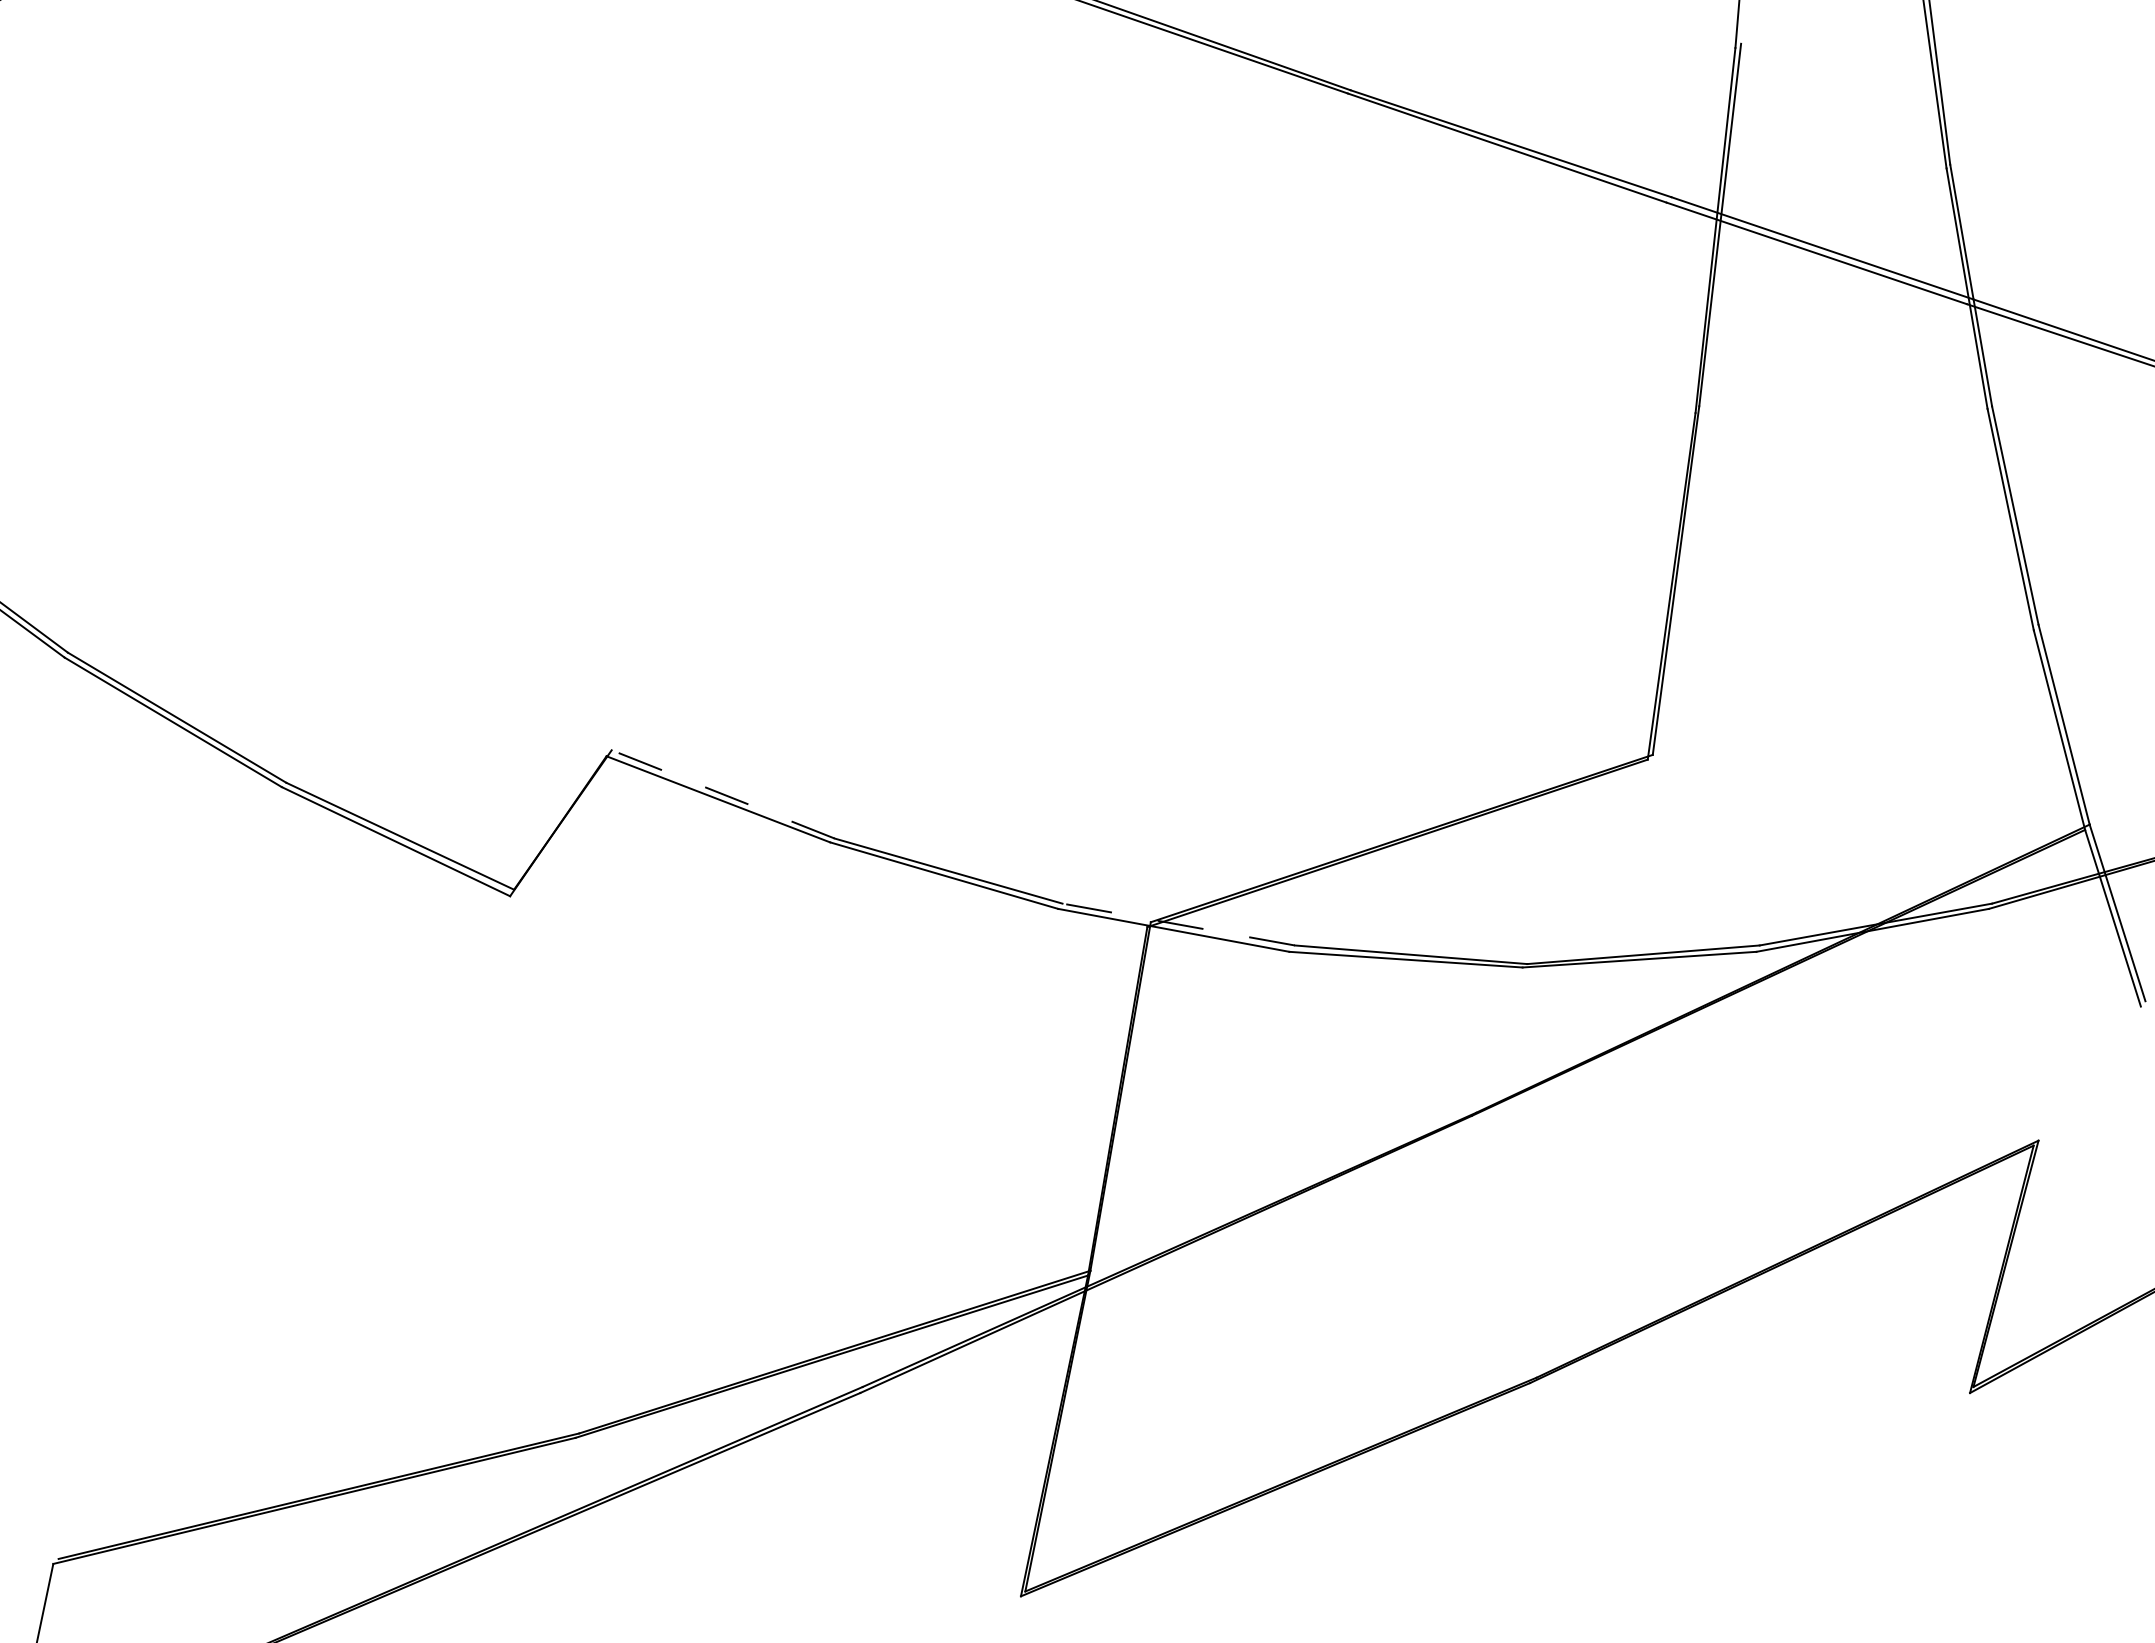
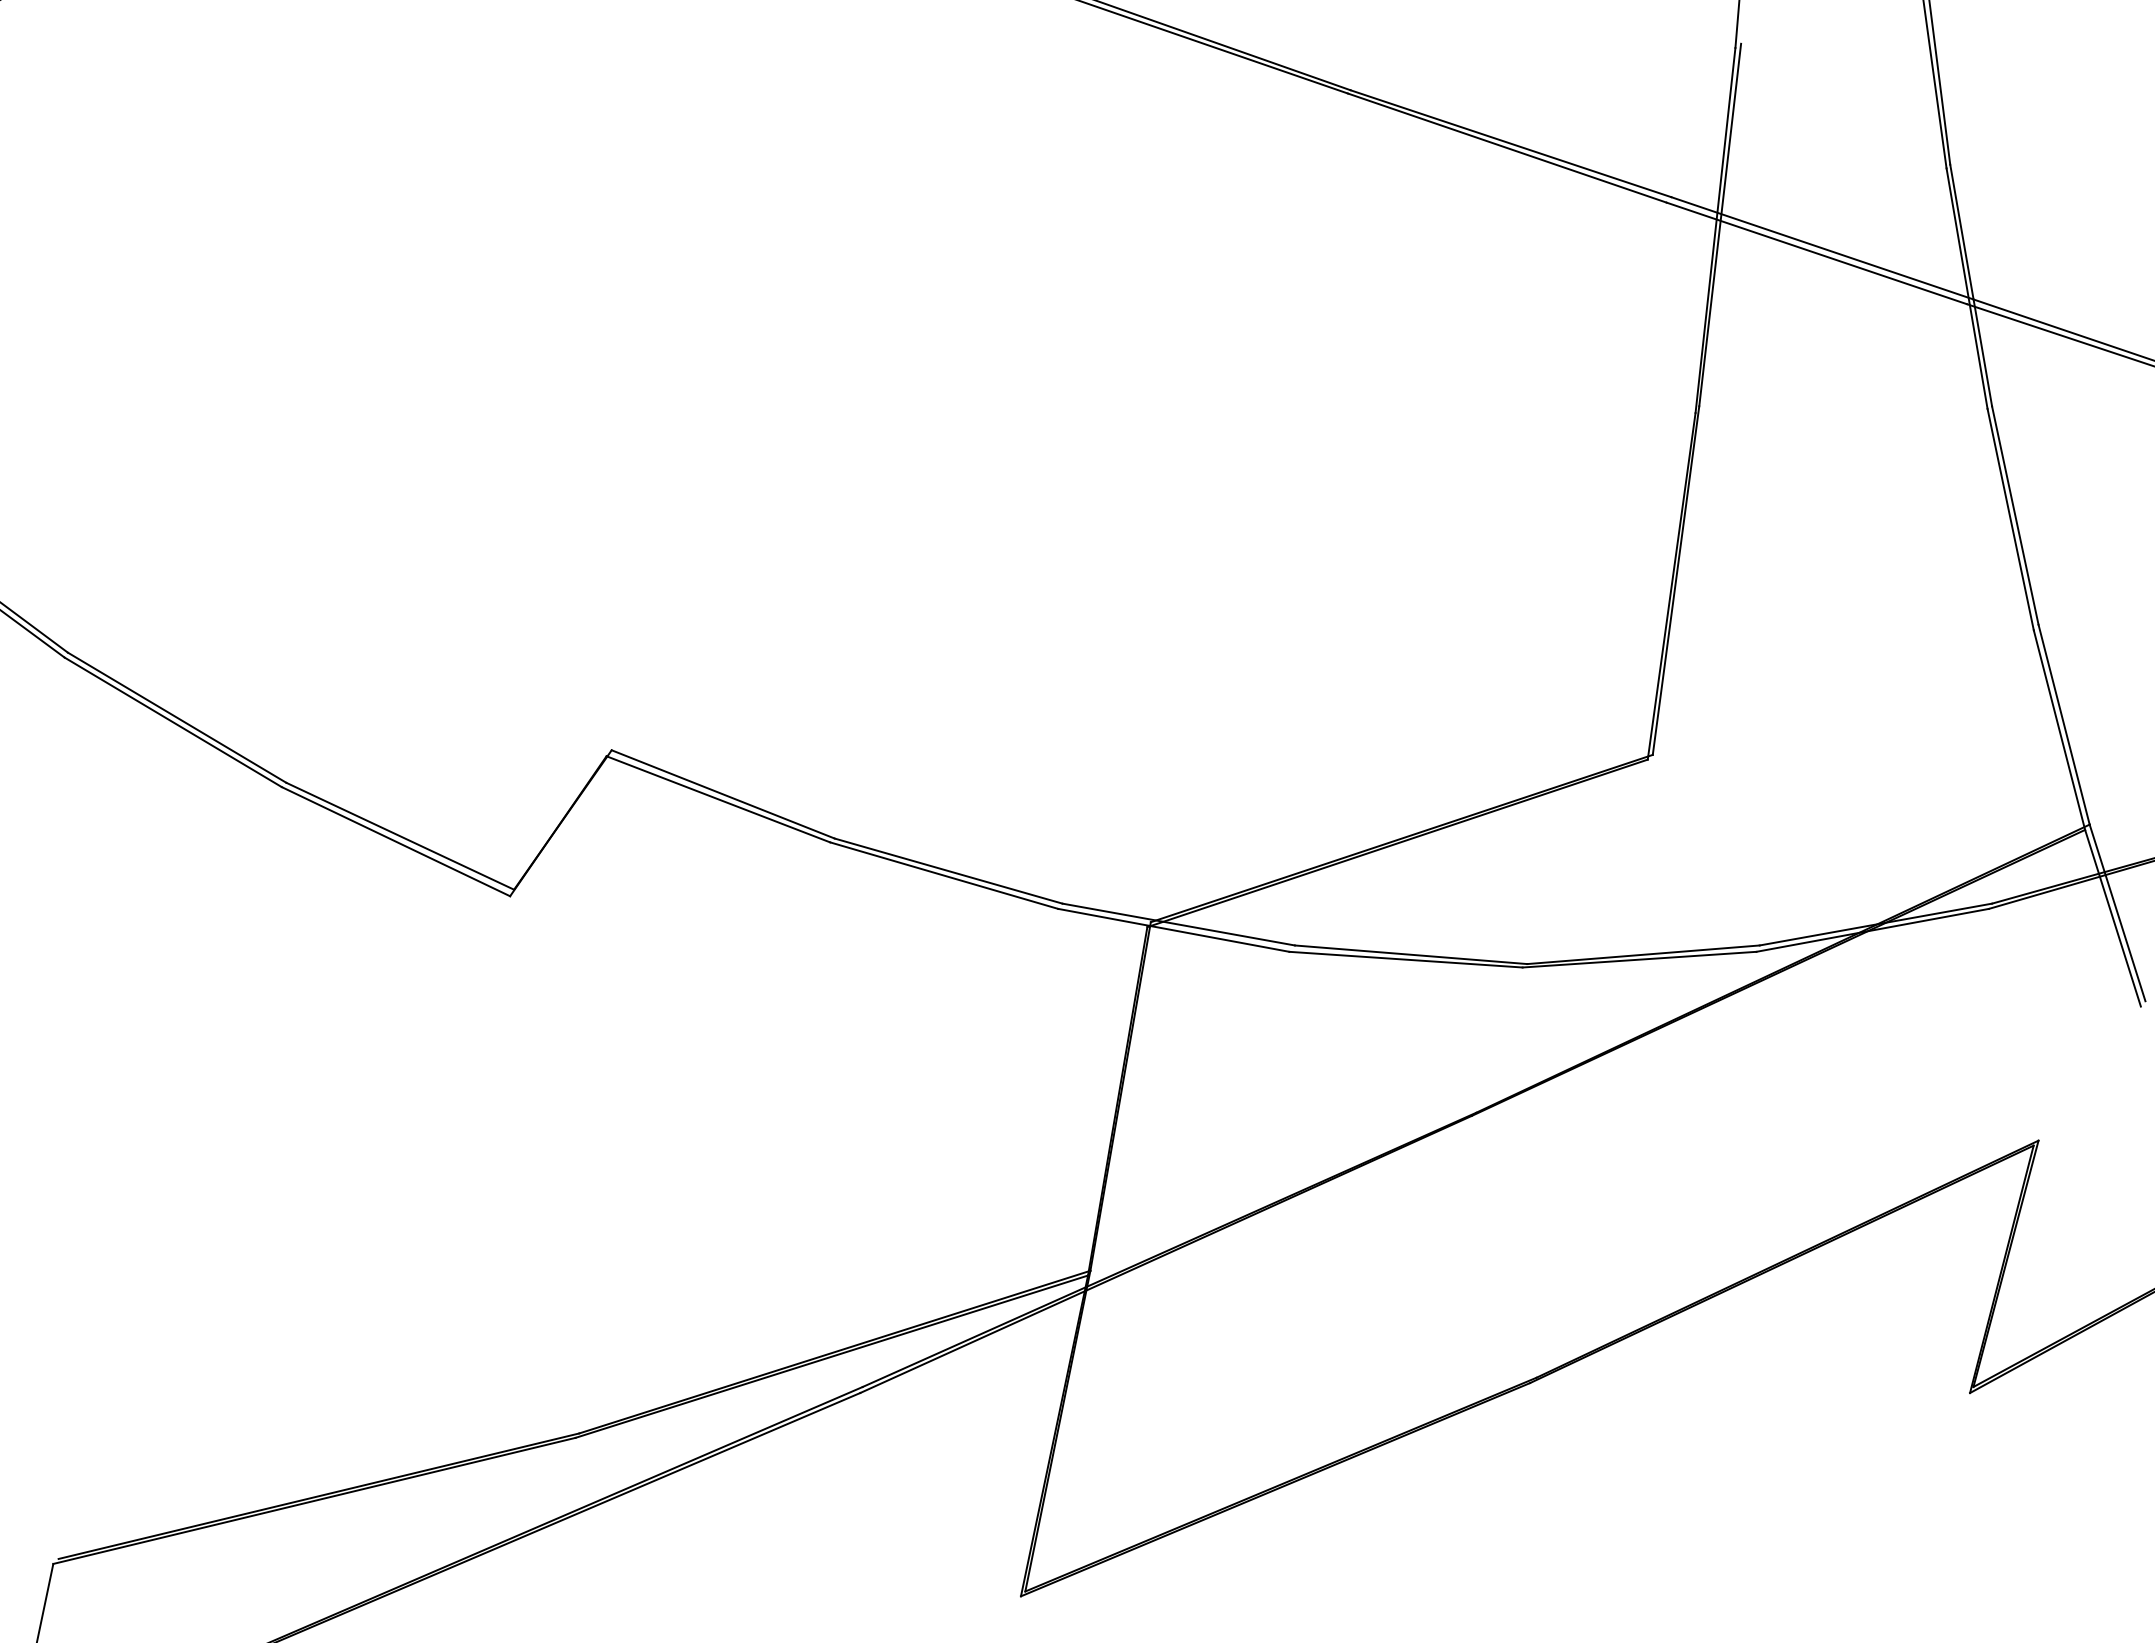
line: dashed -> solid (723, 794)
line: dashed -> solid (1178, 924)
